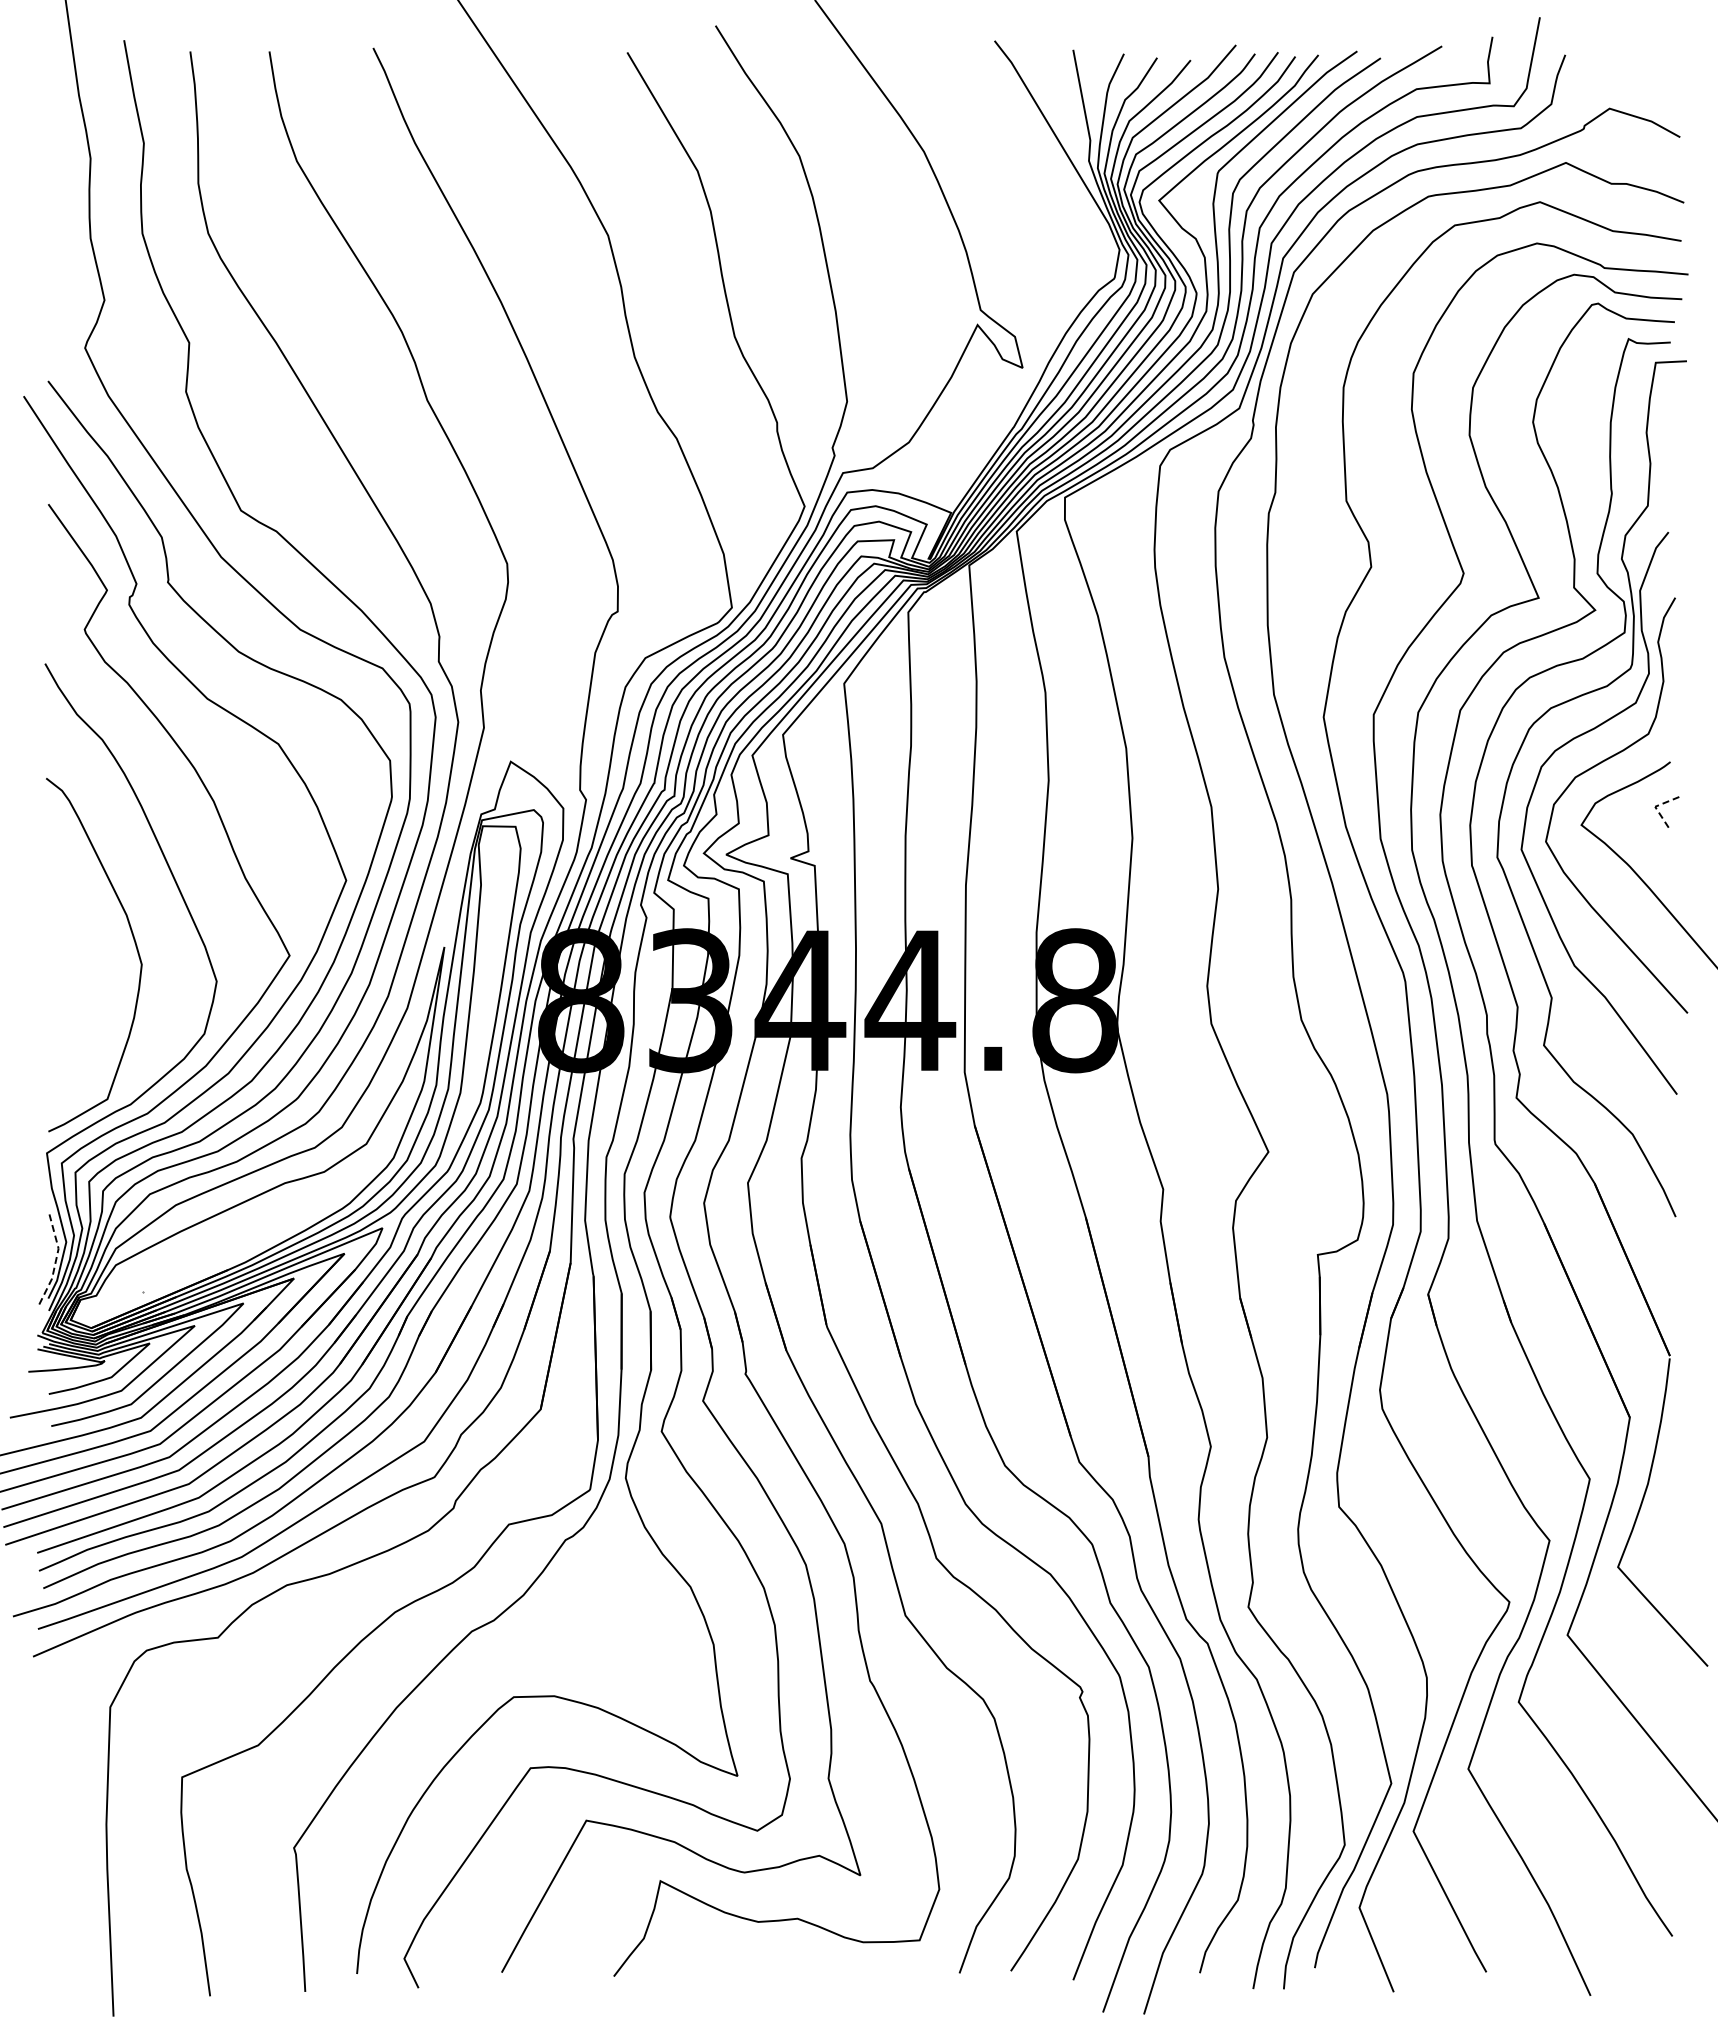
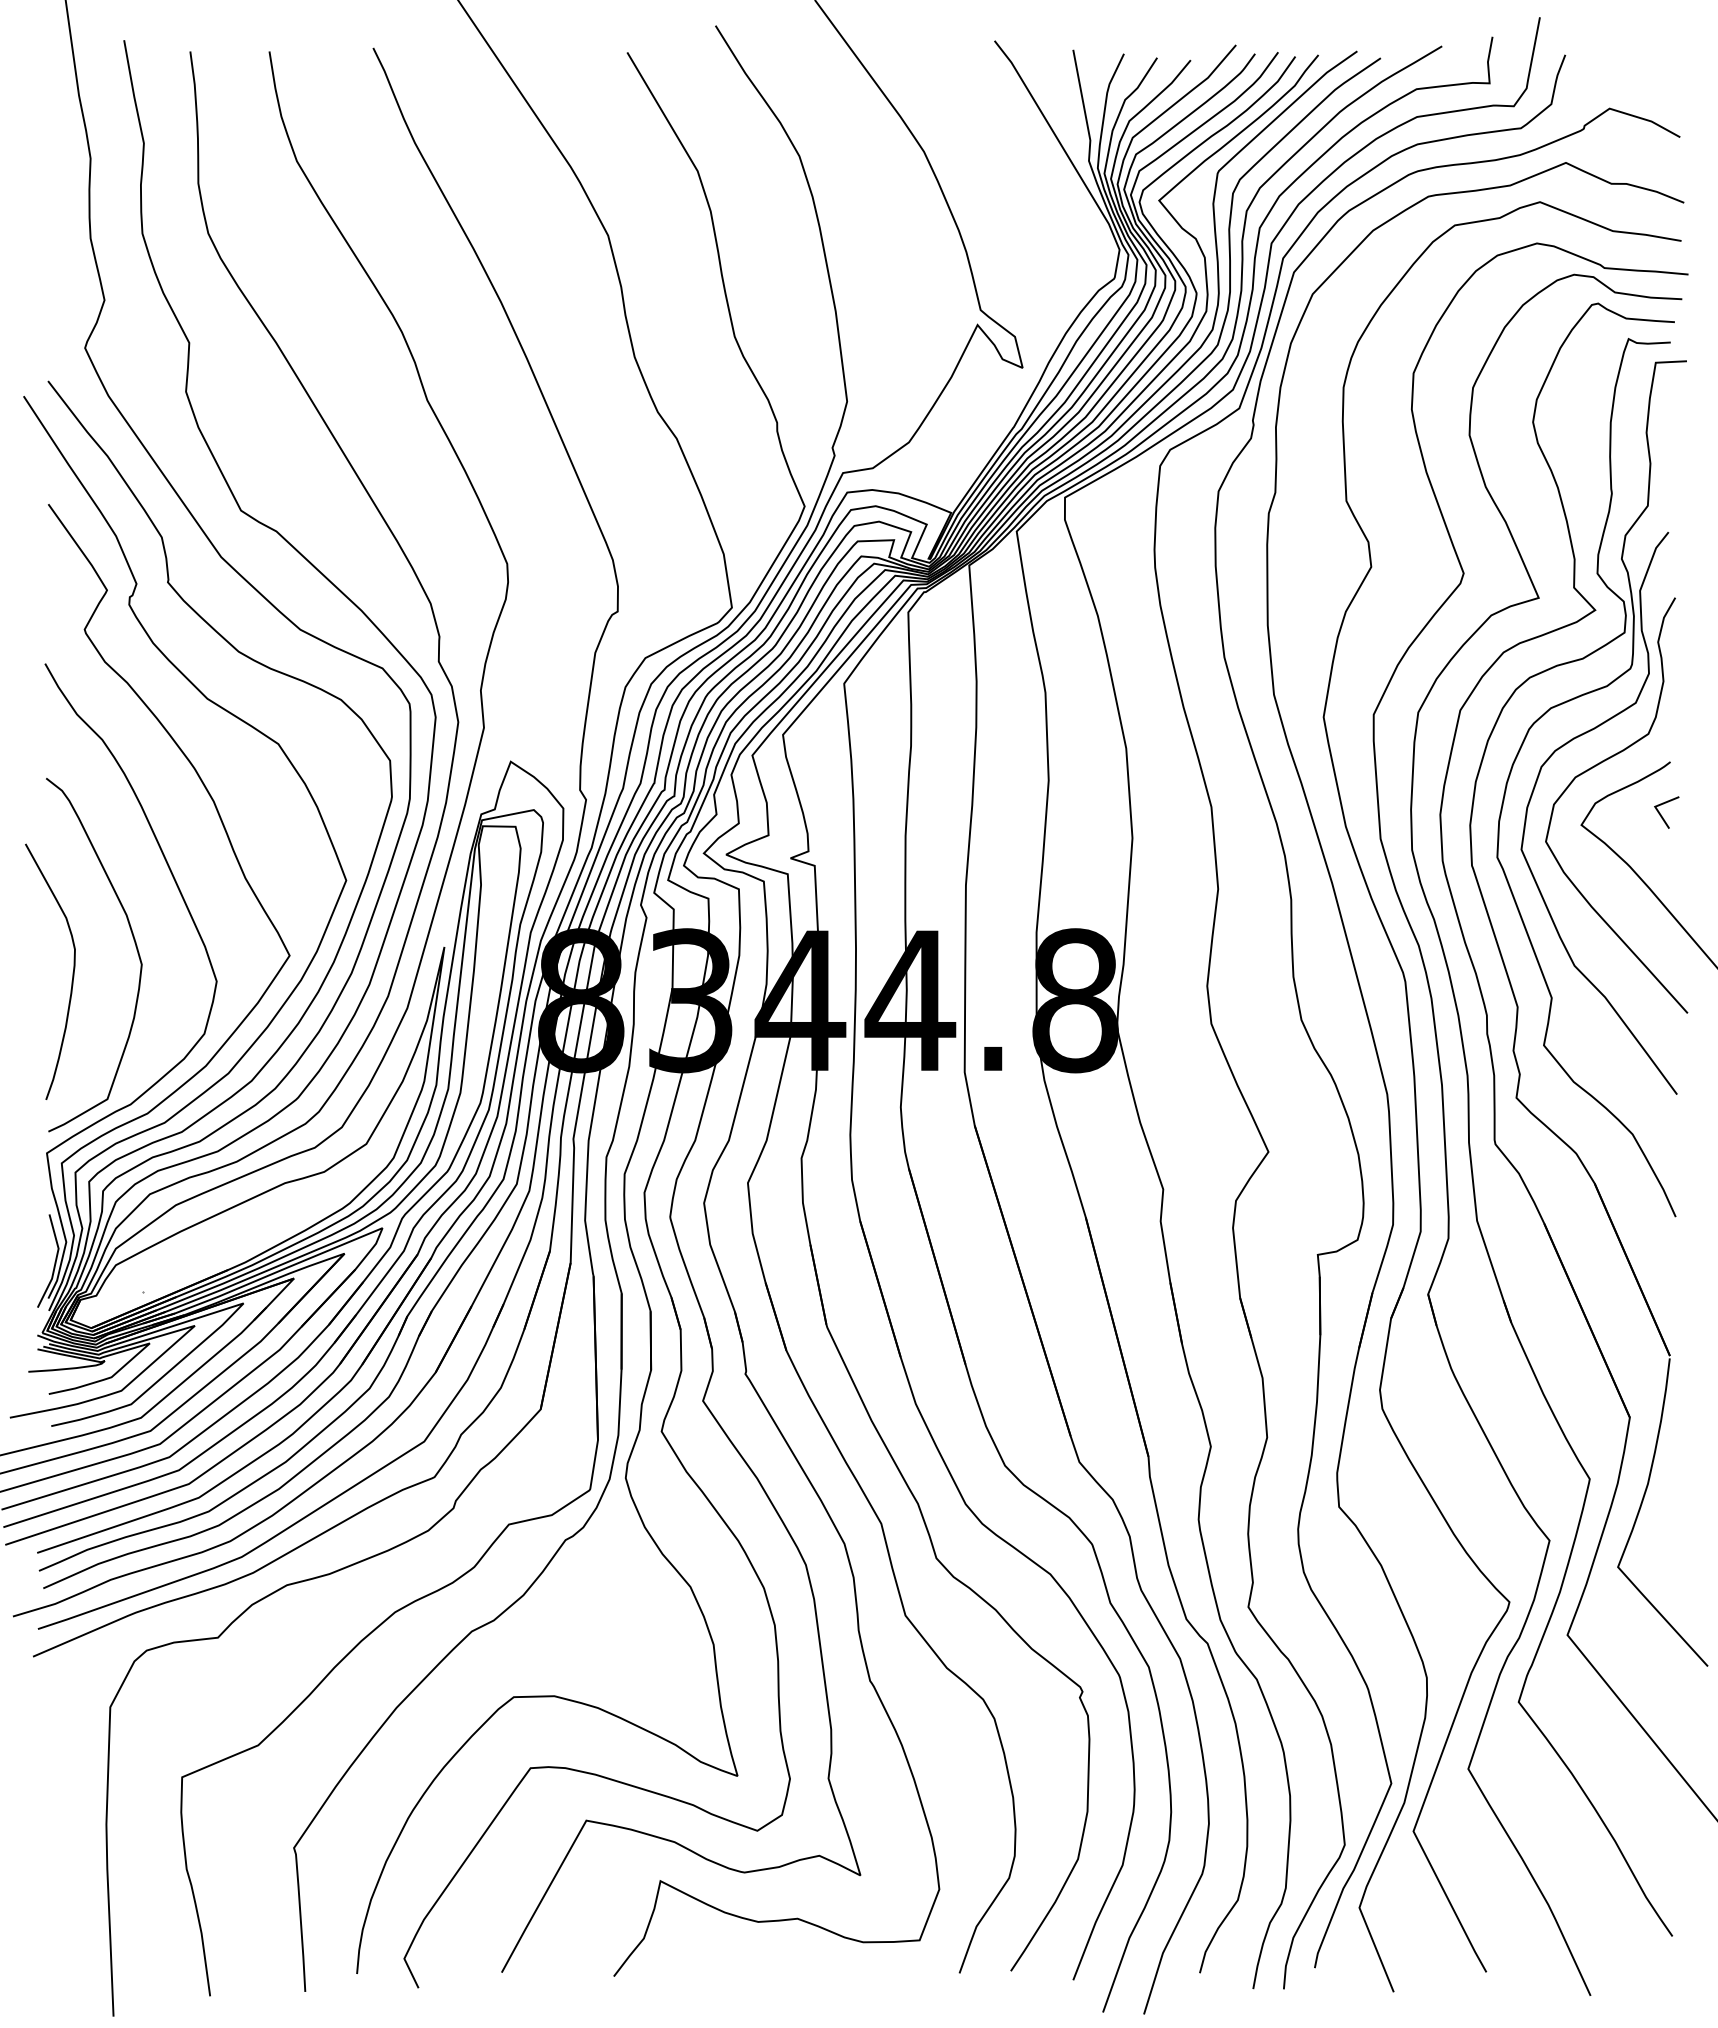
line: dashed -> solid (1655, 806)
curve: none -> present (72, 972)
line: dashed -> solid (55, 1262)
